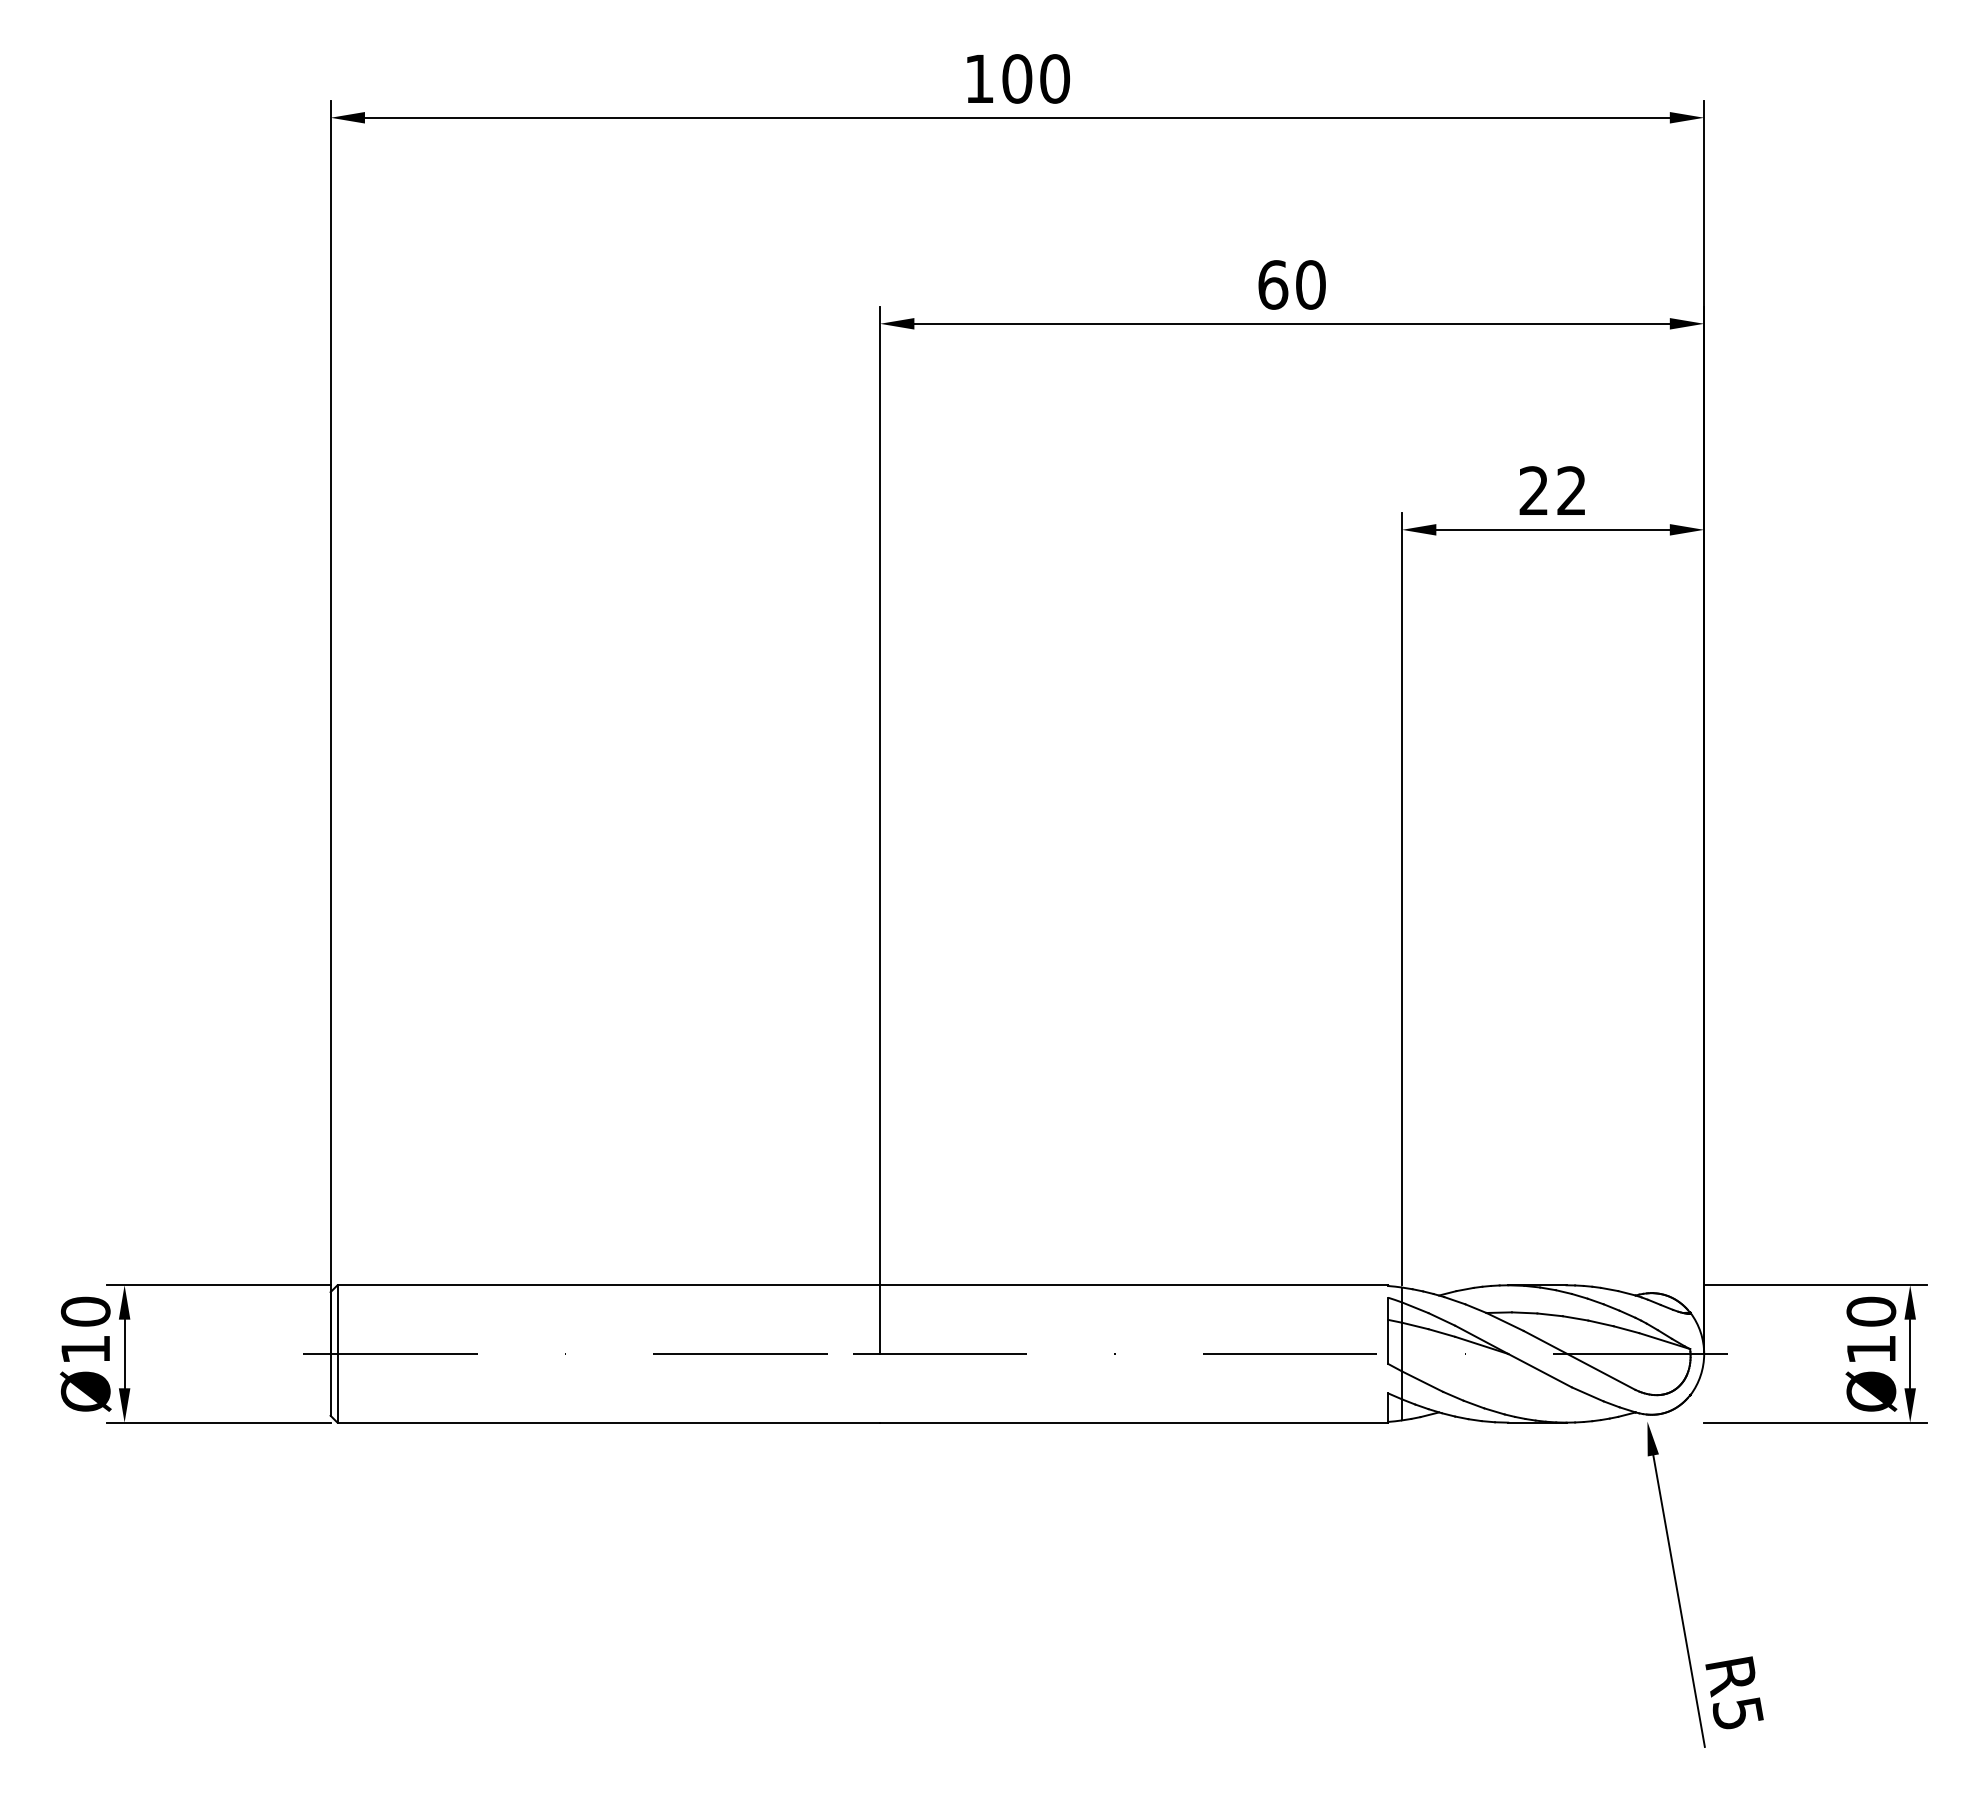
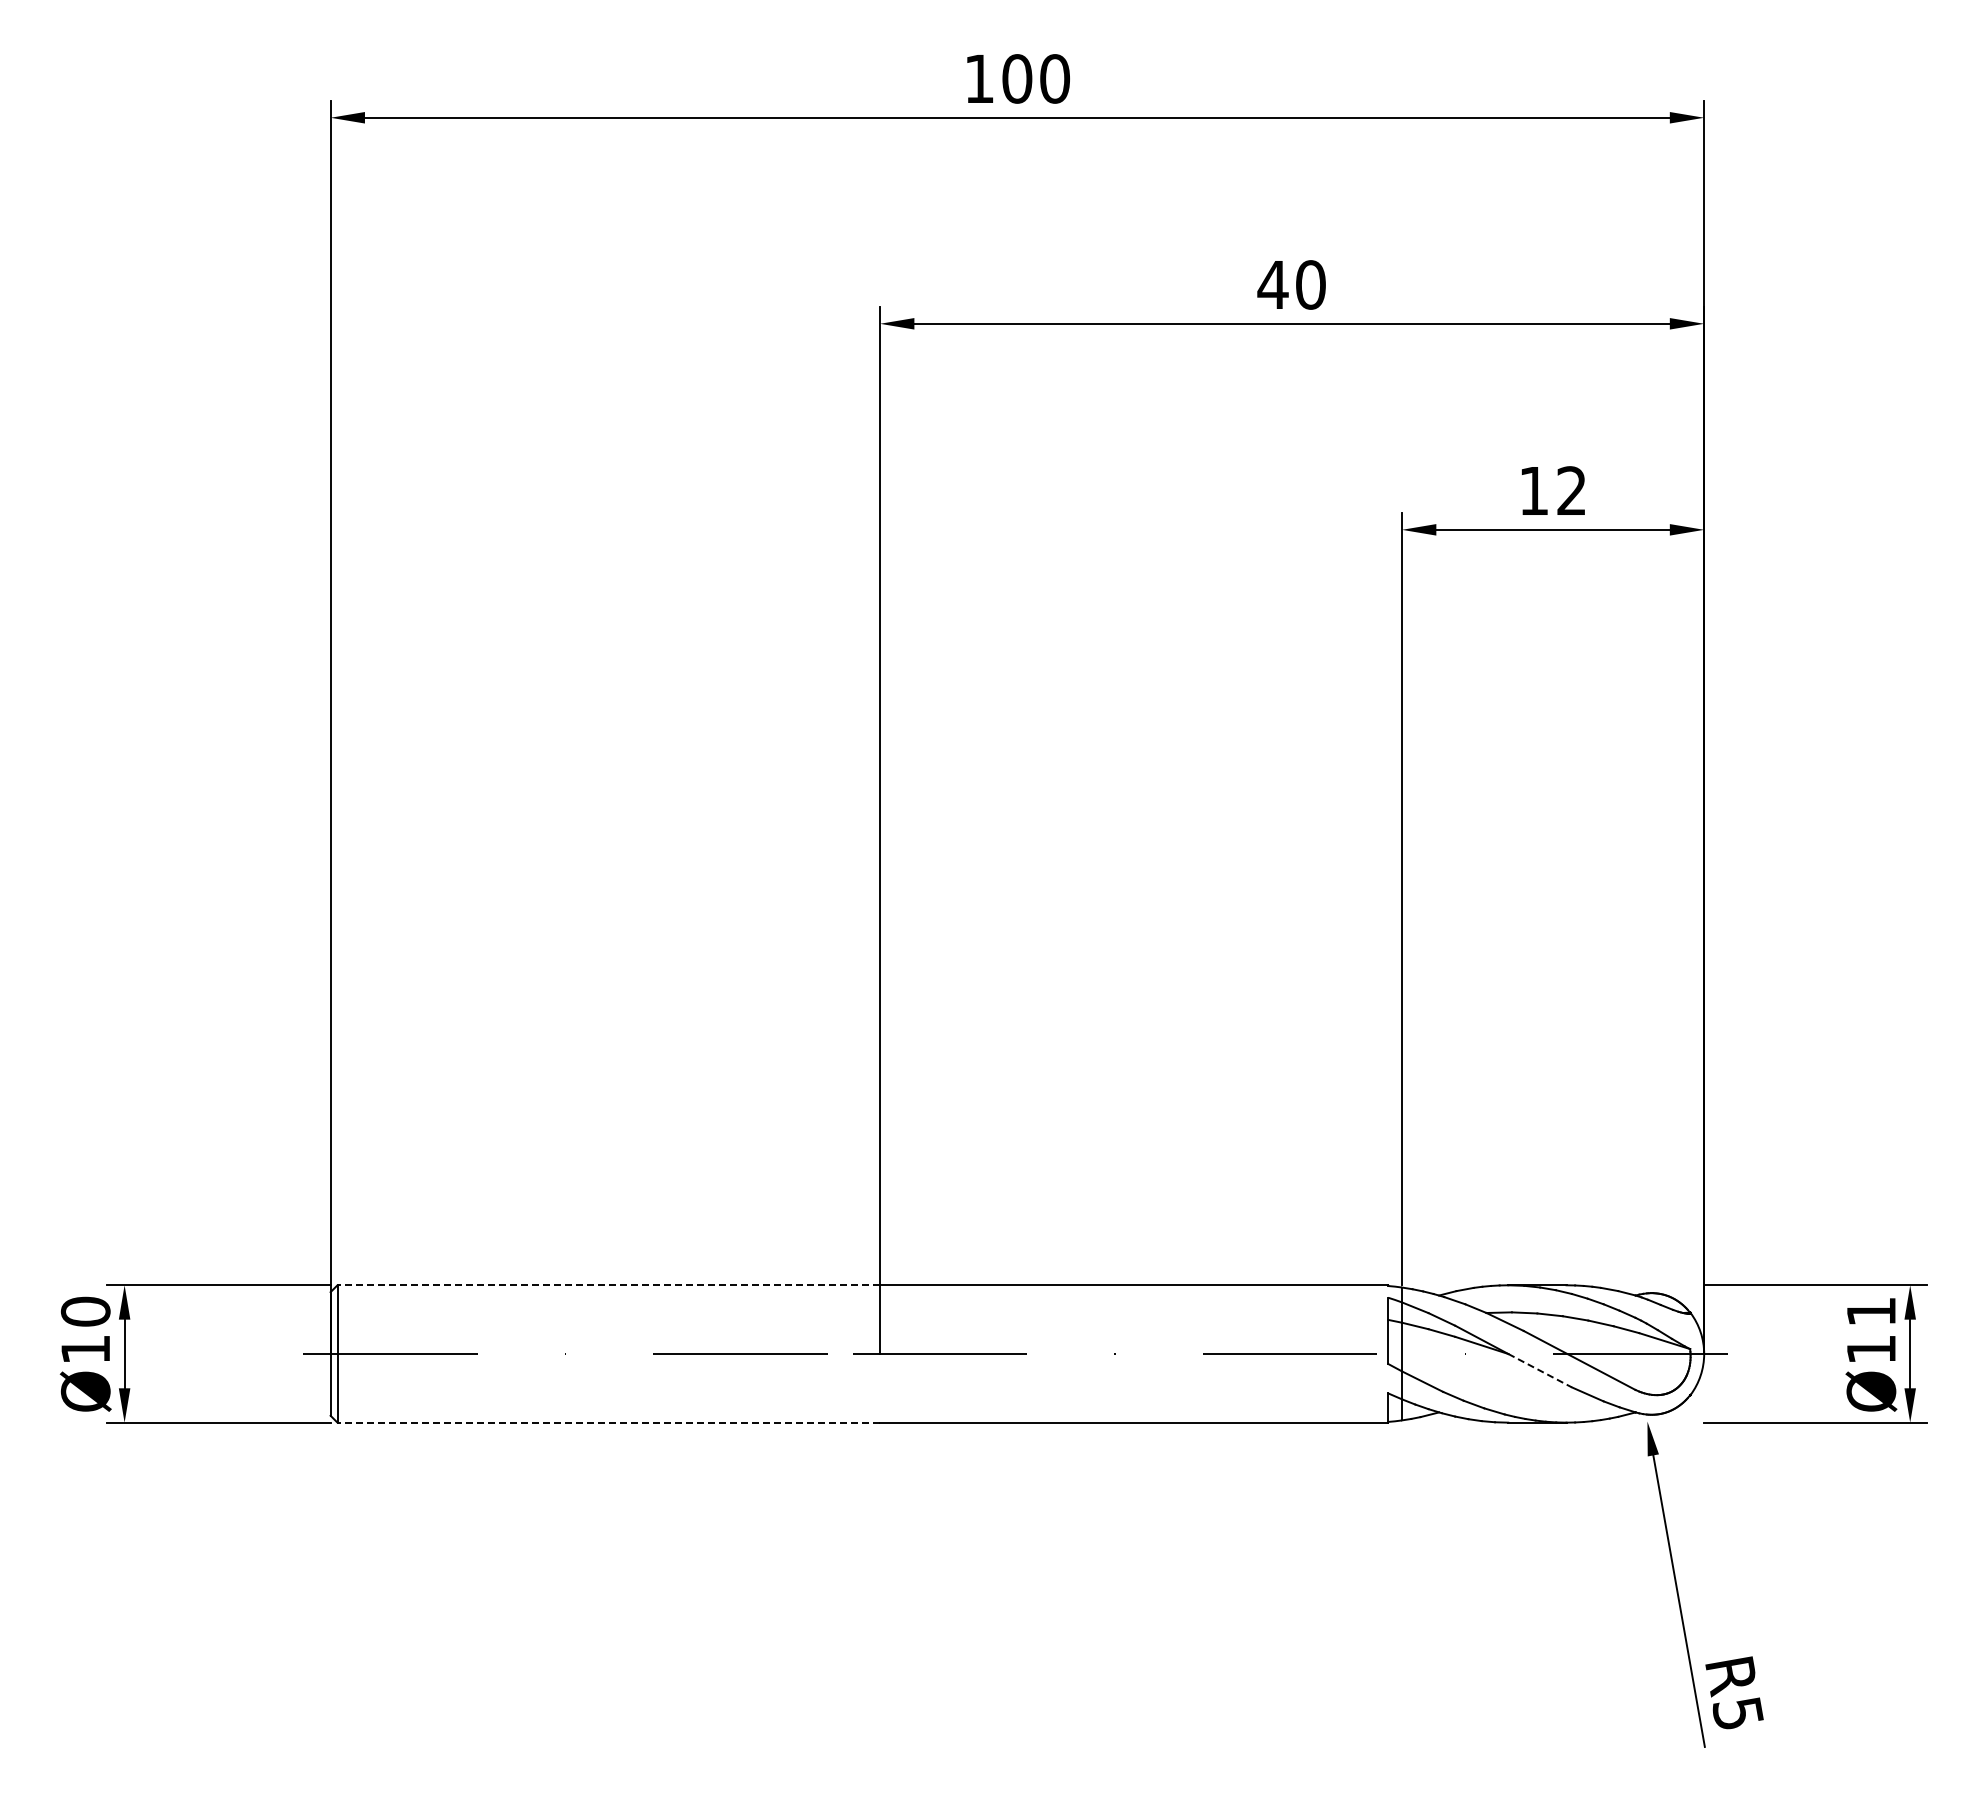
text: 60 -> 40 (1272, 284)
text: 22 -> 12 (1533, 490)
line: solid -> dashed (608, 1285)
text: Ø10 -> Ø11 (1871, 1311)
line: solid -> dashed (1540, 1370)
line: solid -> dashed (608, 1422)
